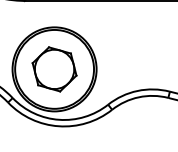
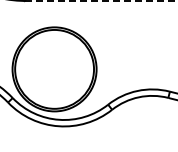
line: solid -> dashed (101, 1)
part: present -> none (54, 69)
